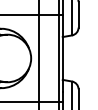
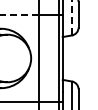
line: solid -> dashed (18, 14)
line: solid -> dashed (72, 17)
